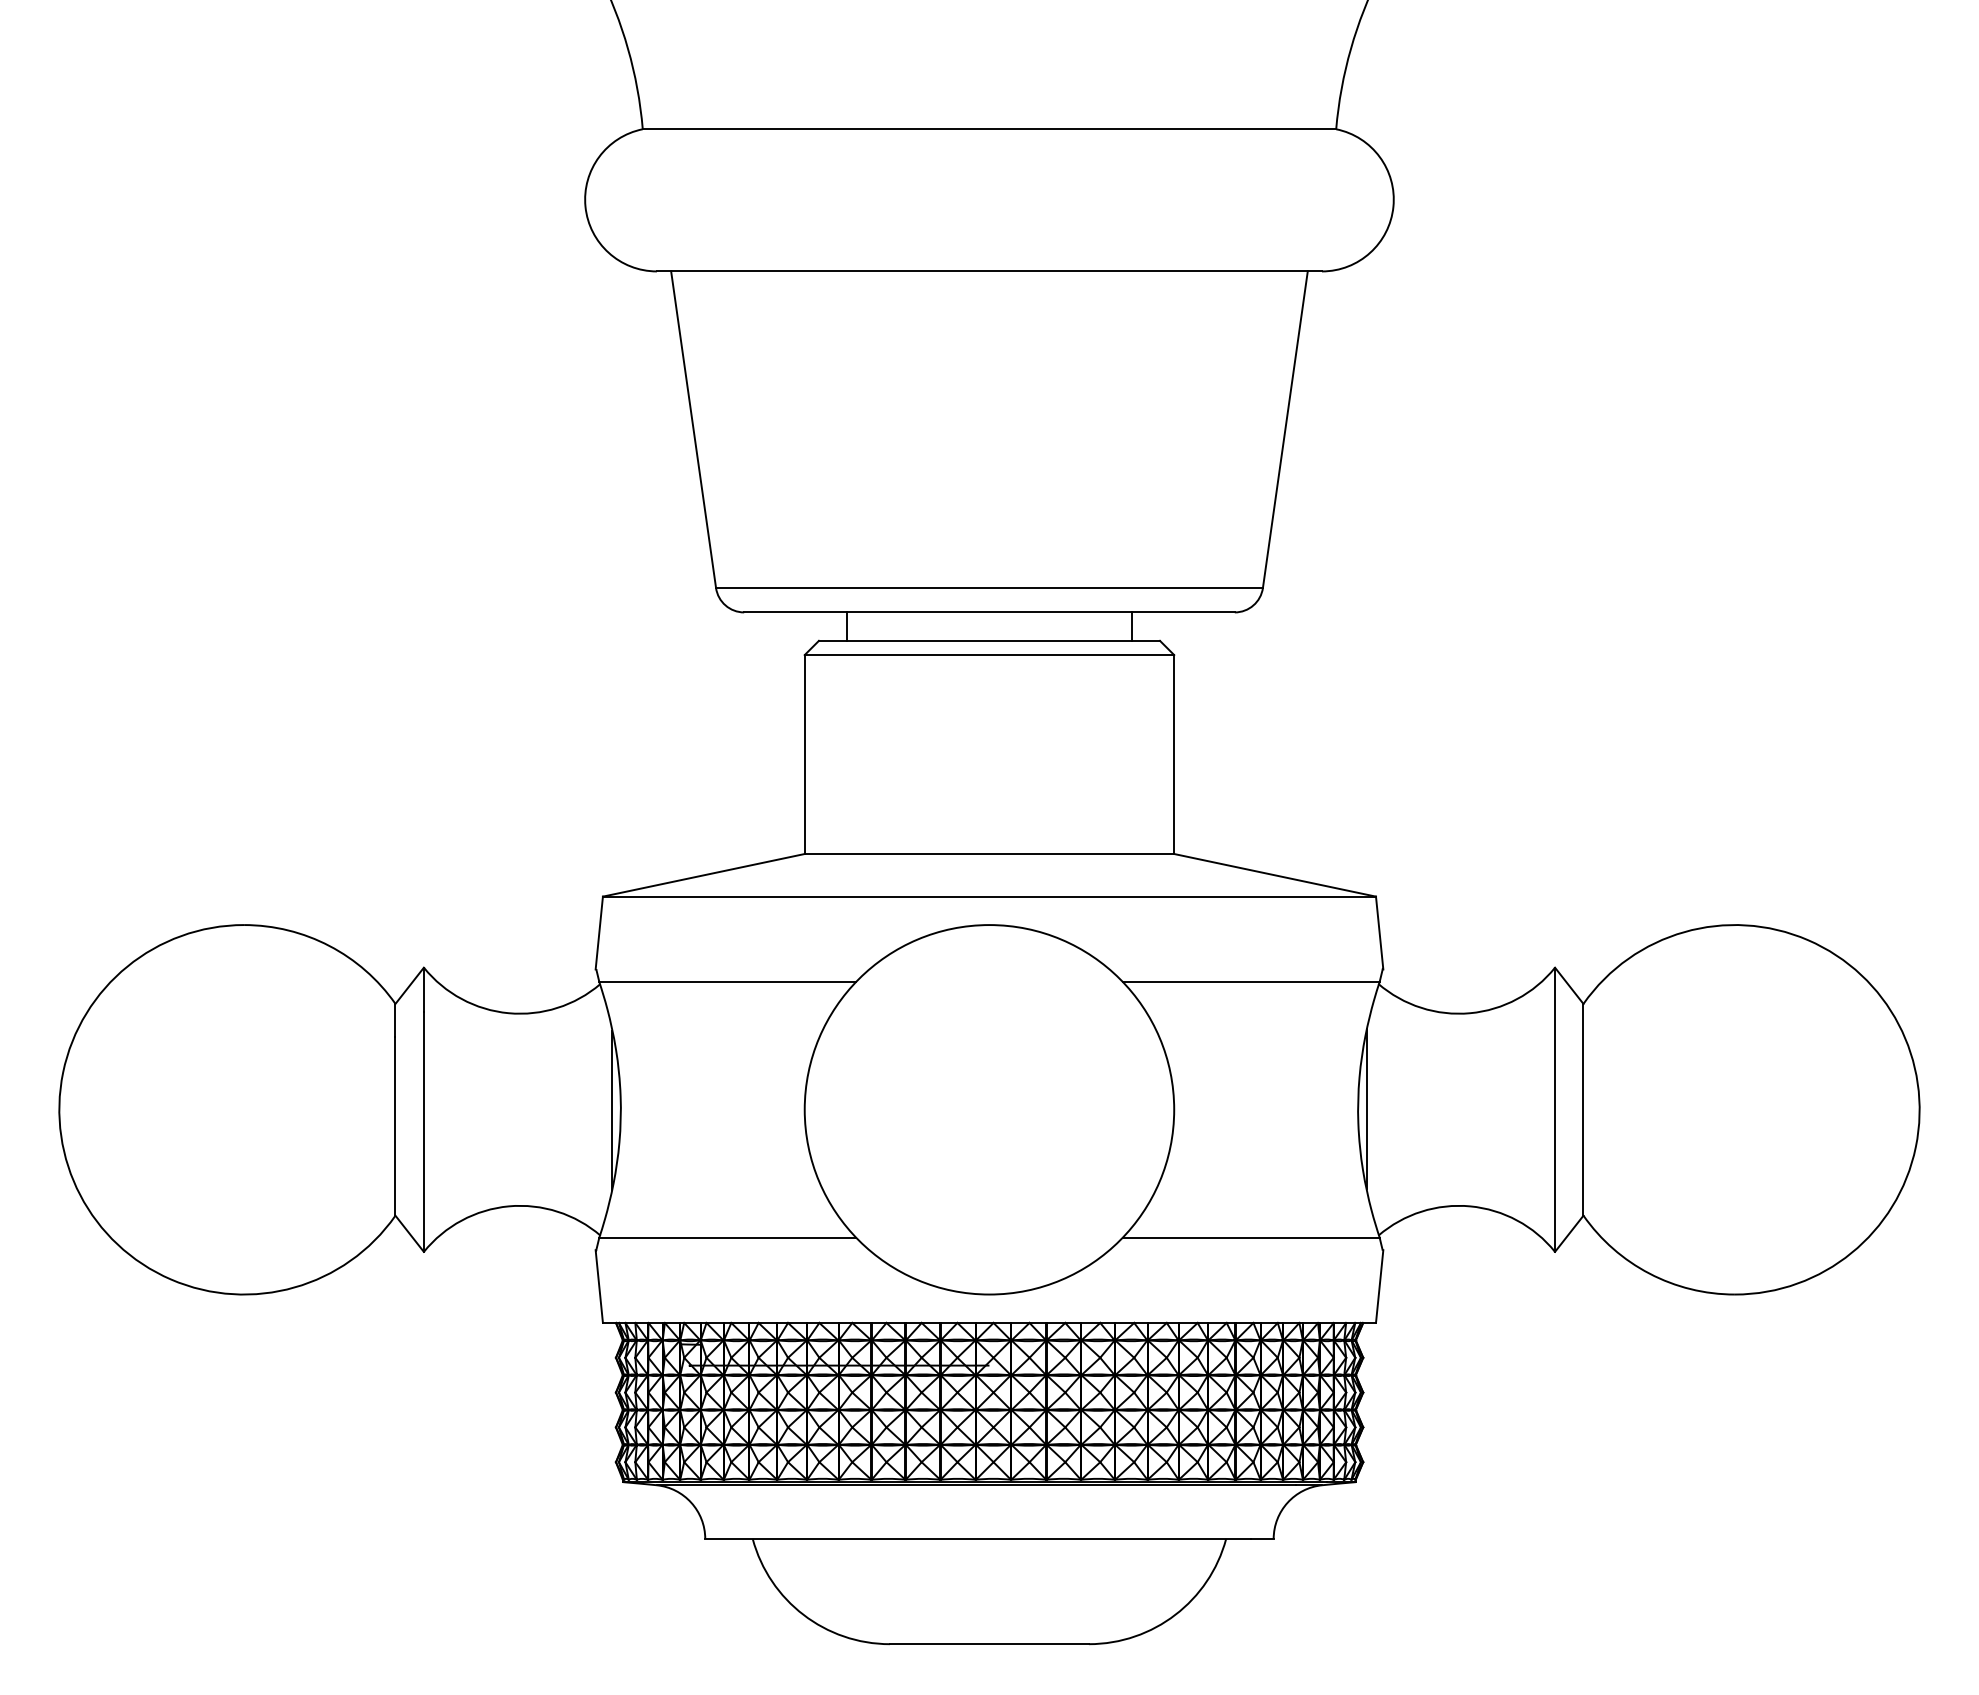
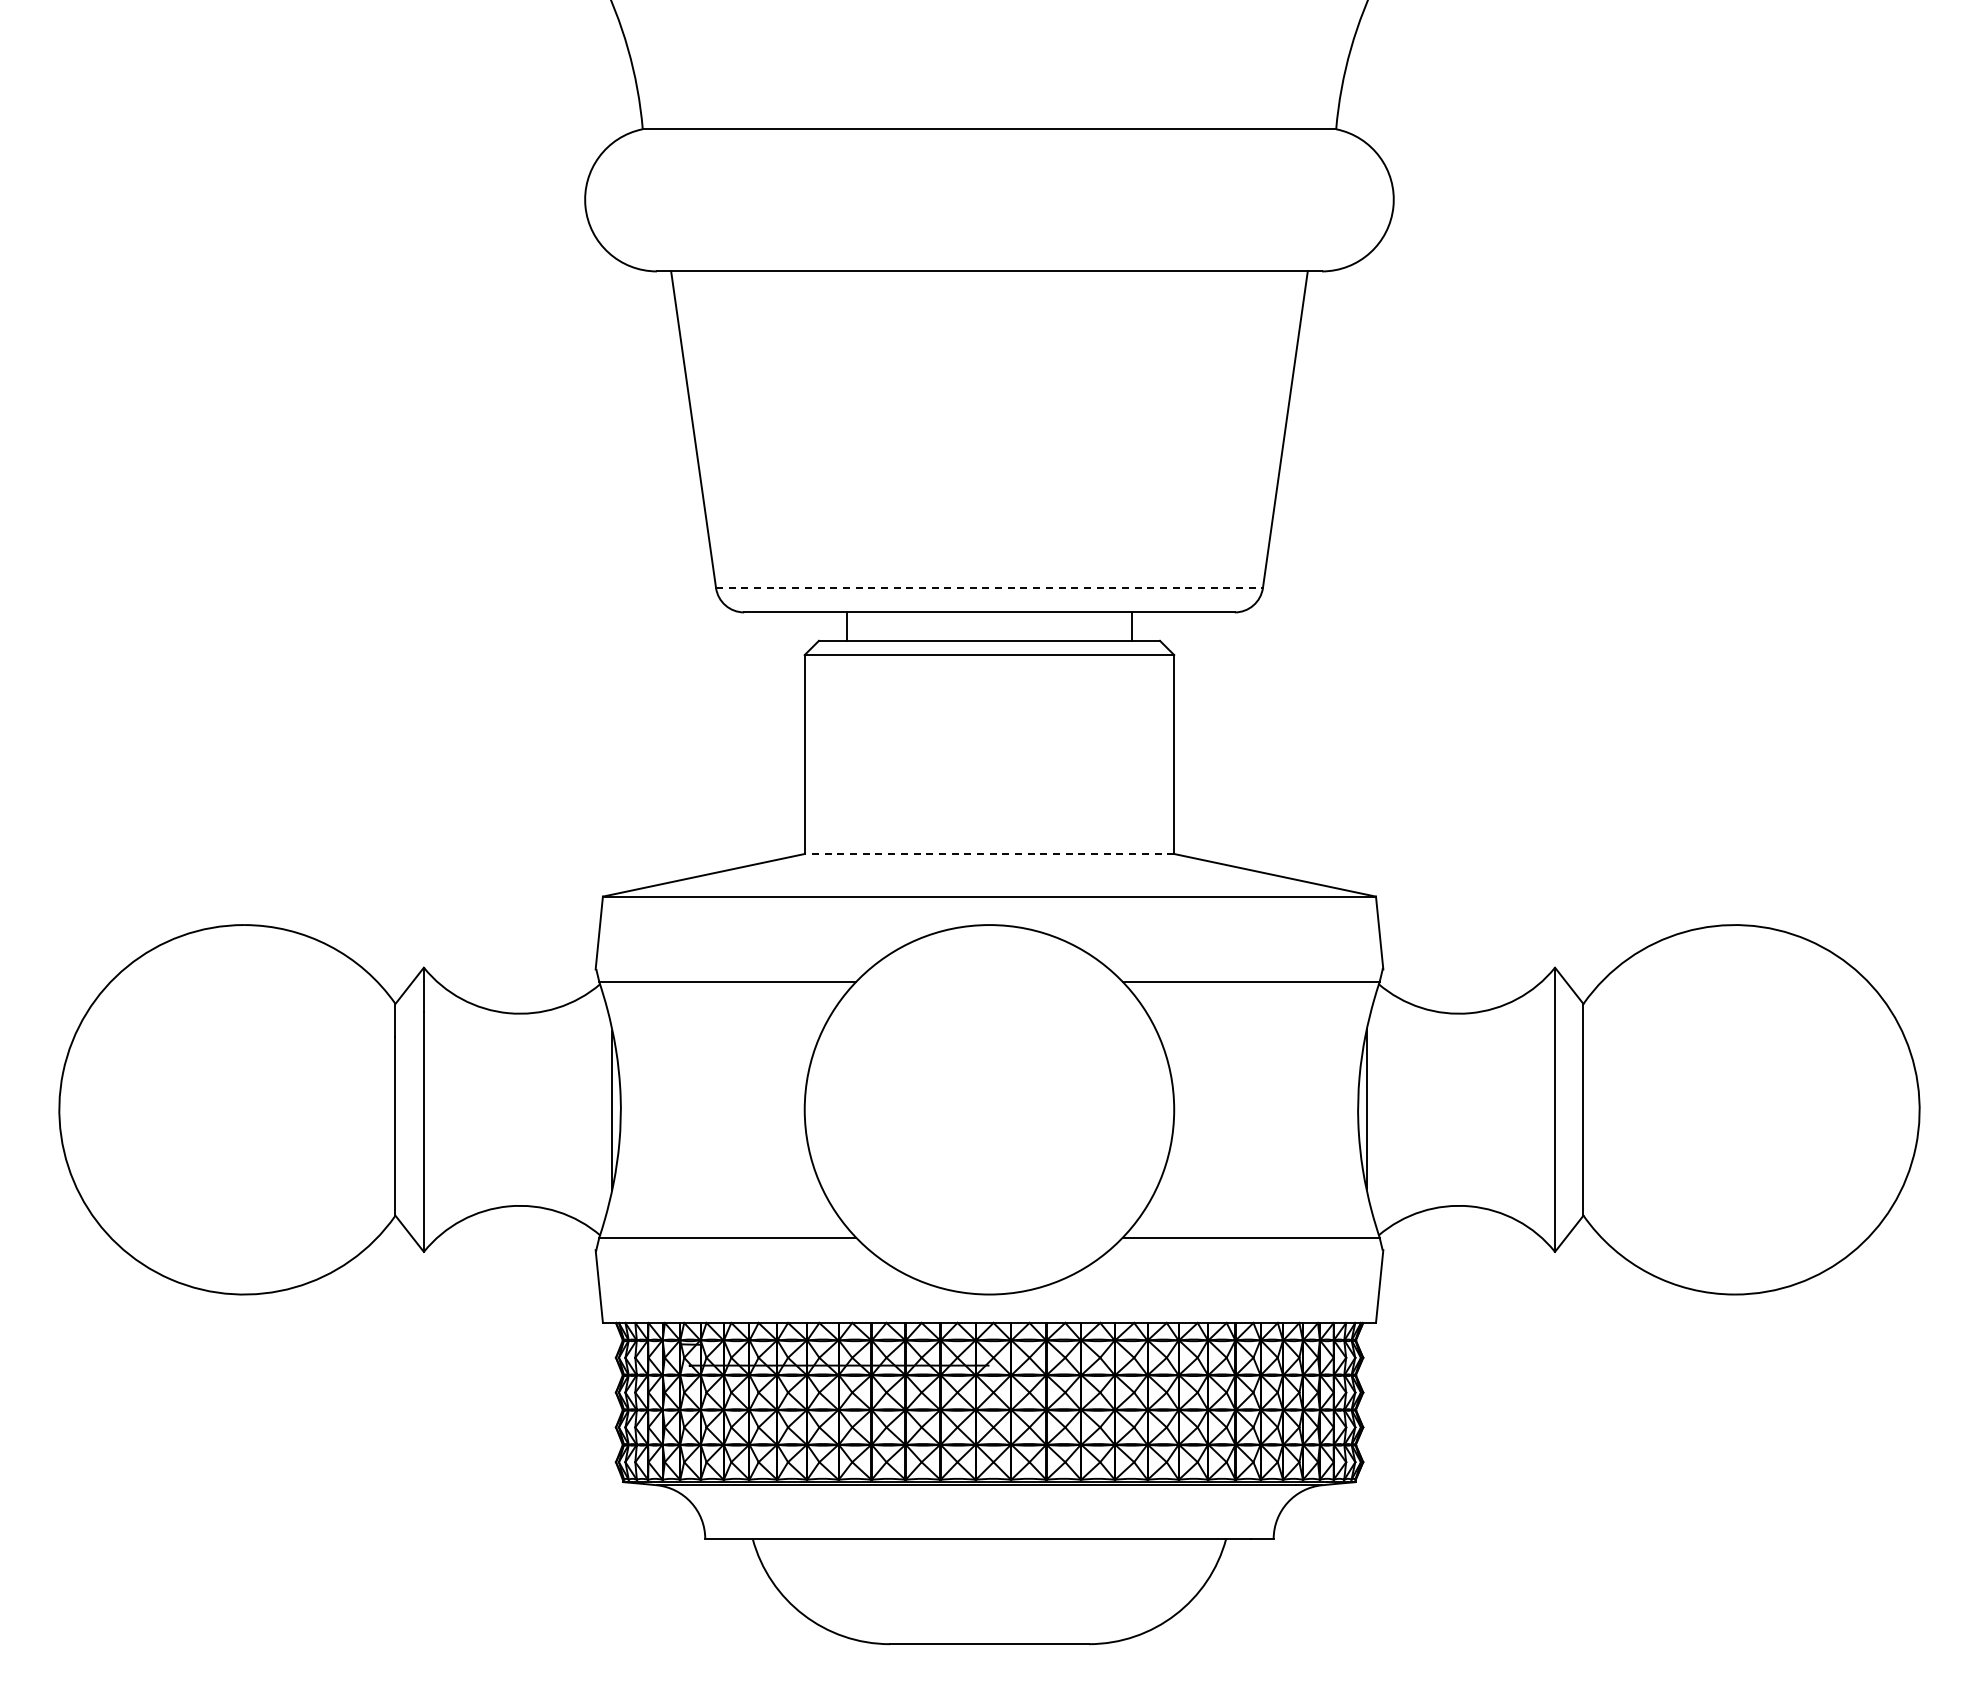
line: solid -> dashed (990, 587)
line: solid -> dashed (989, 854)
